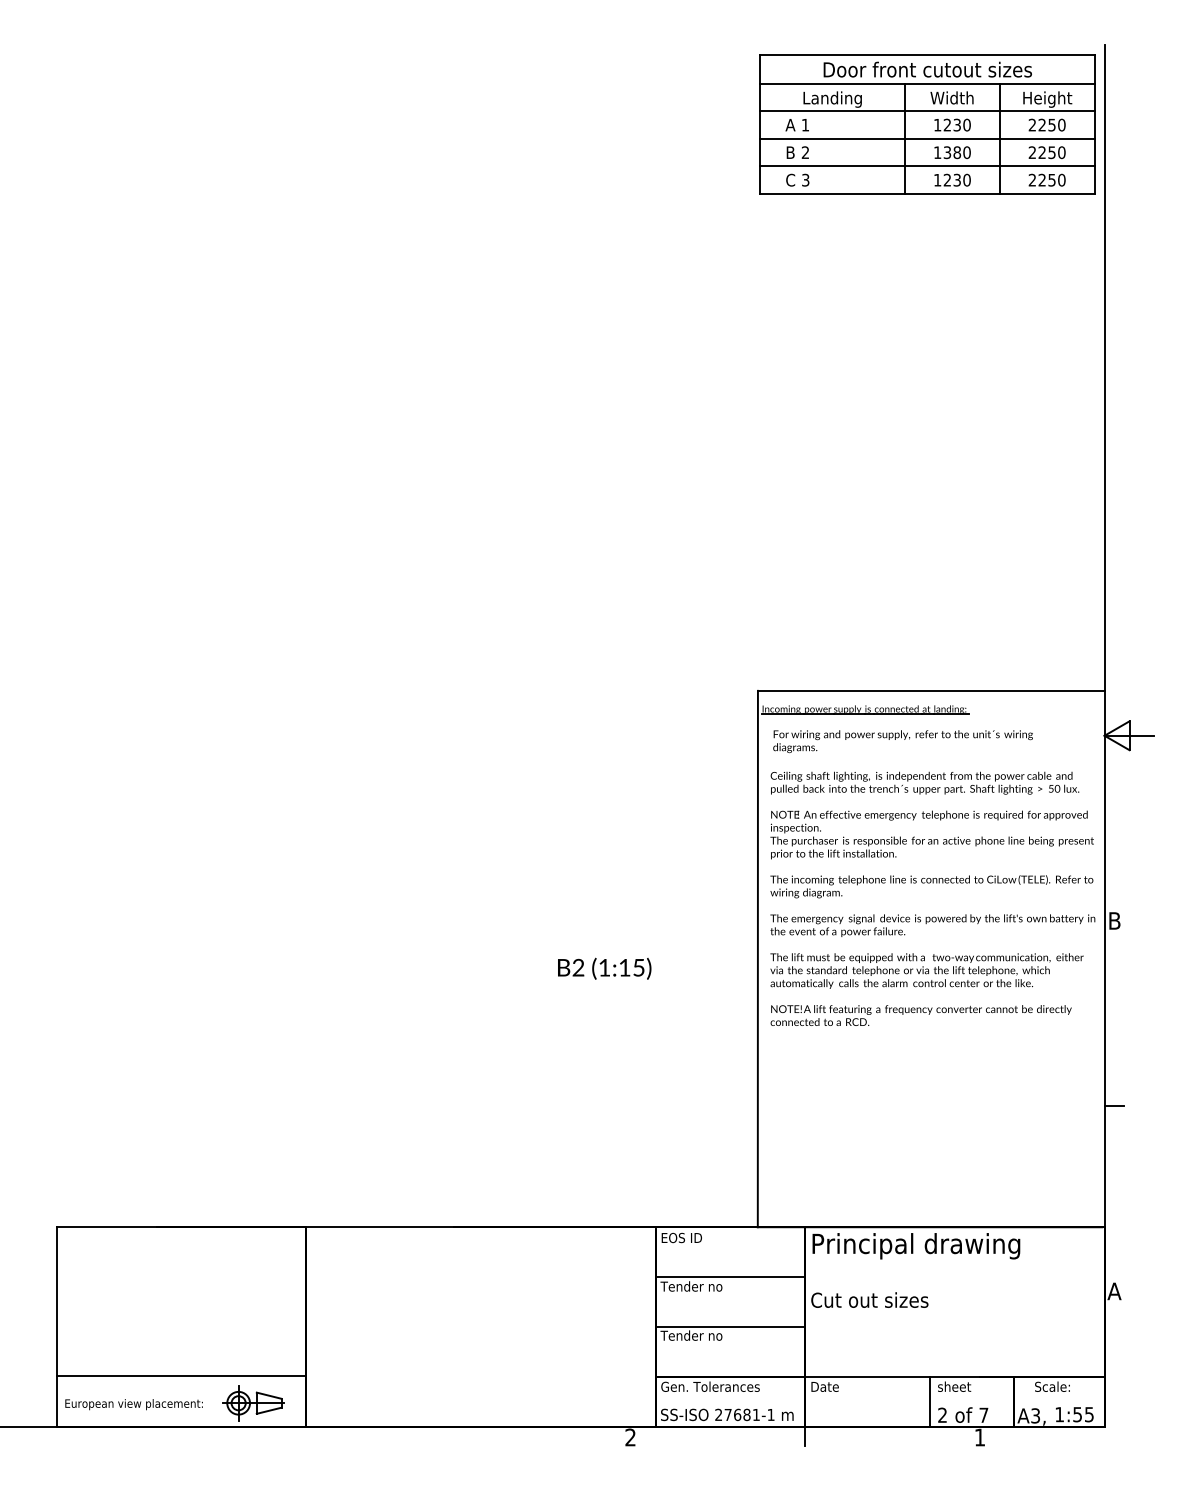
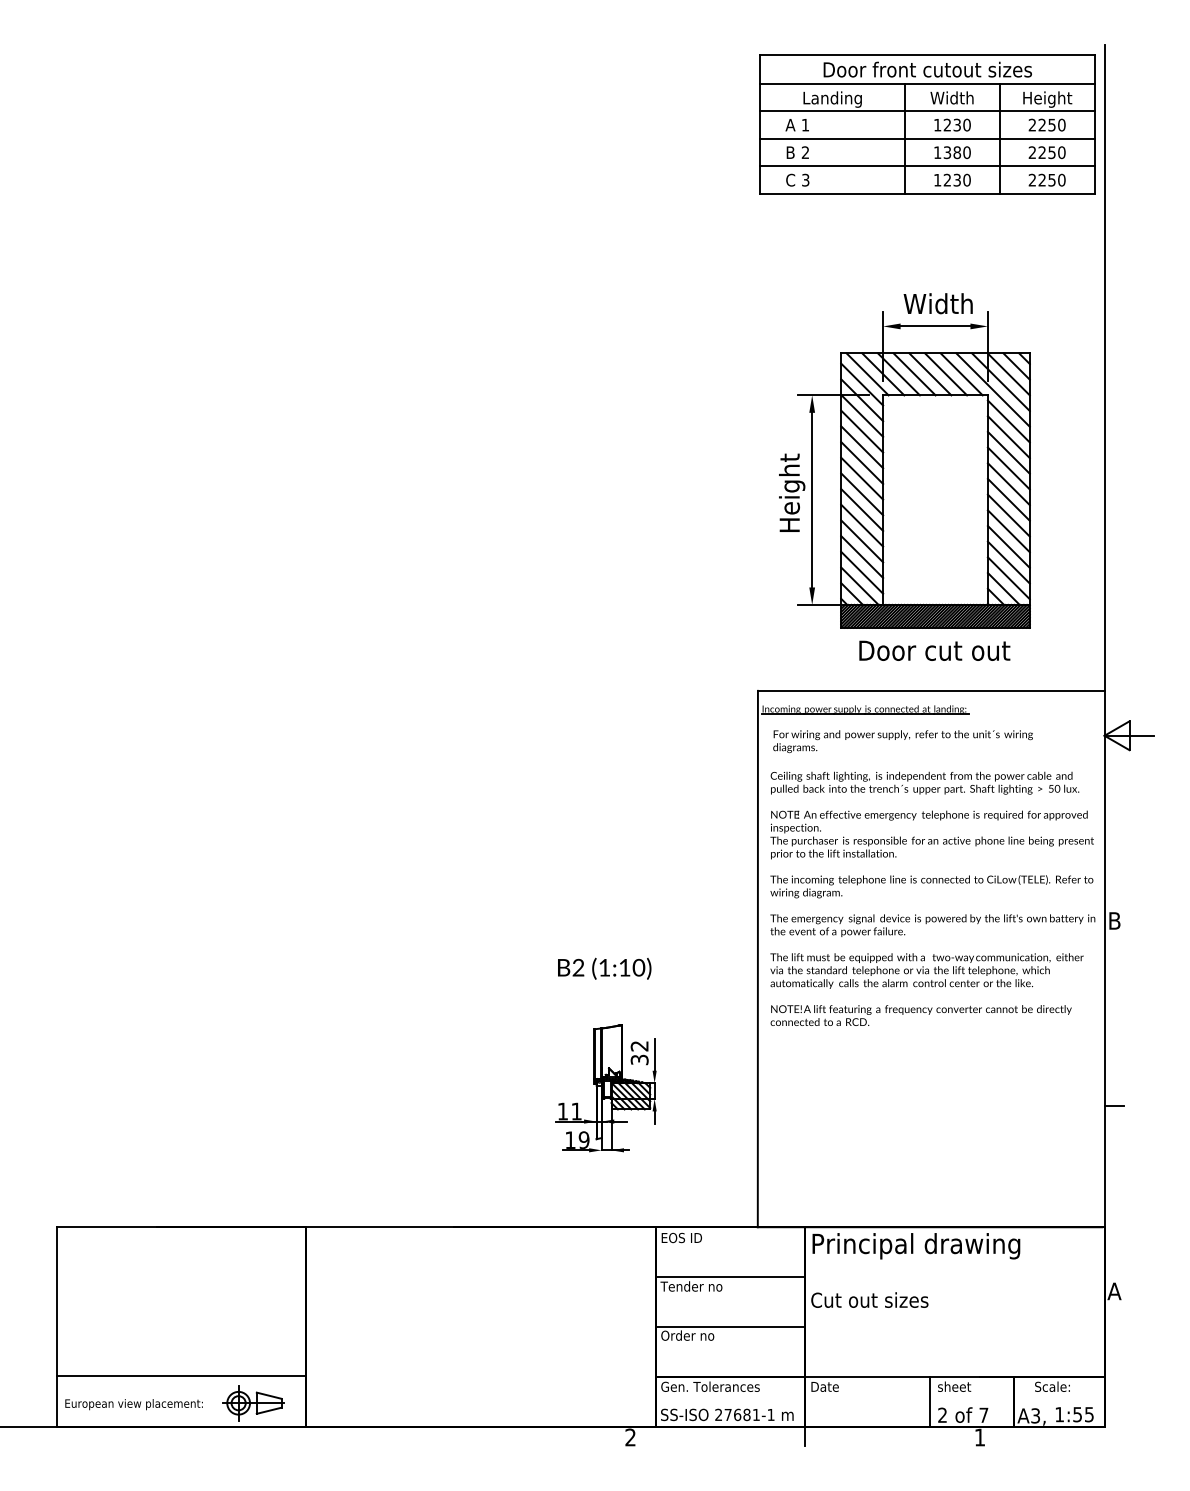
part: none -> present (904, 476)
text: (1:15) -> (1:10) (638, 967)
part: none -> present (605, 1088)
text: Tender no -> Order no (691, 1335)
